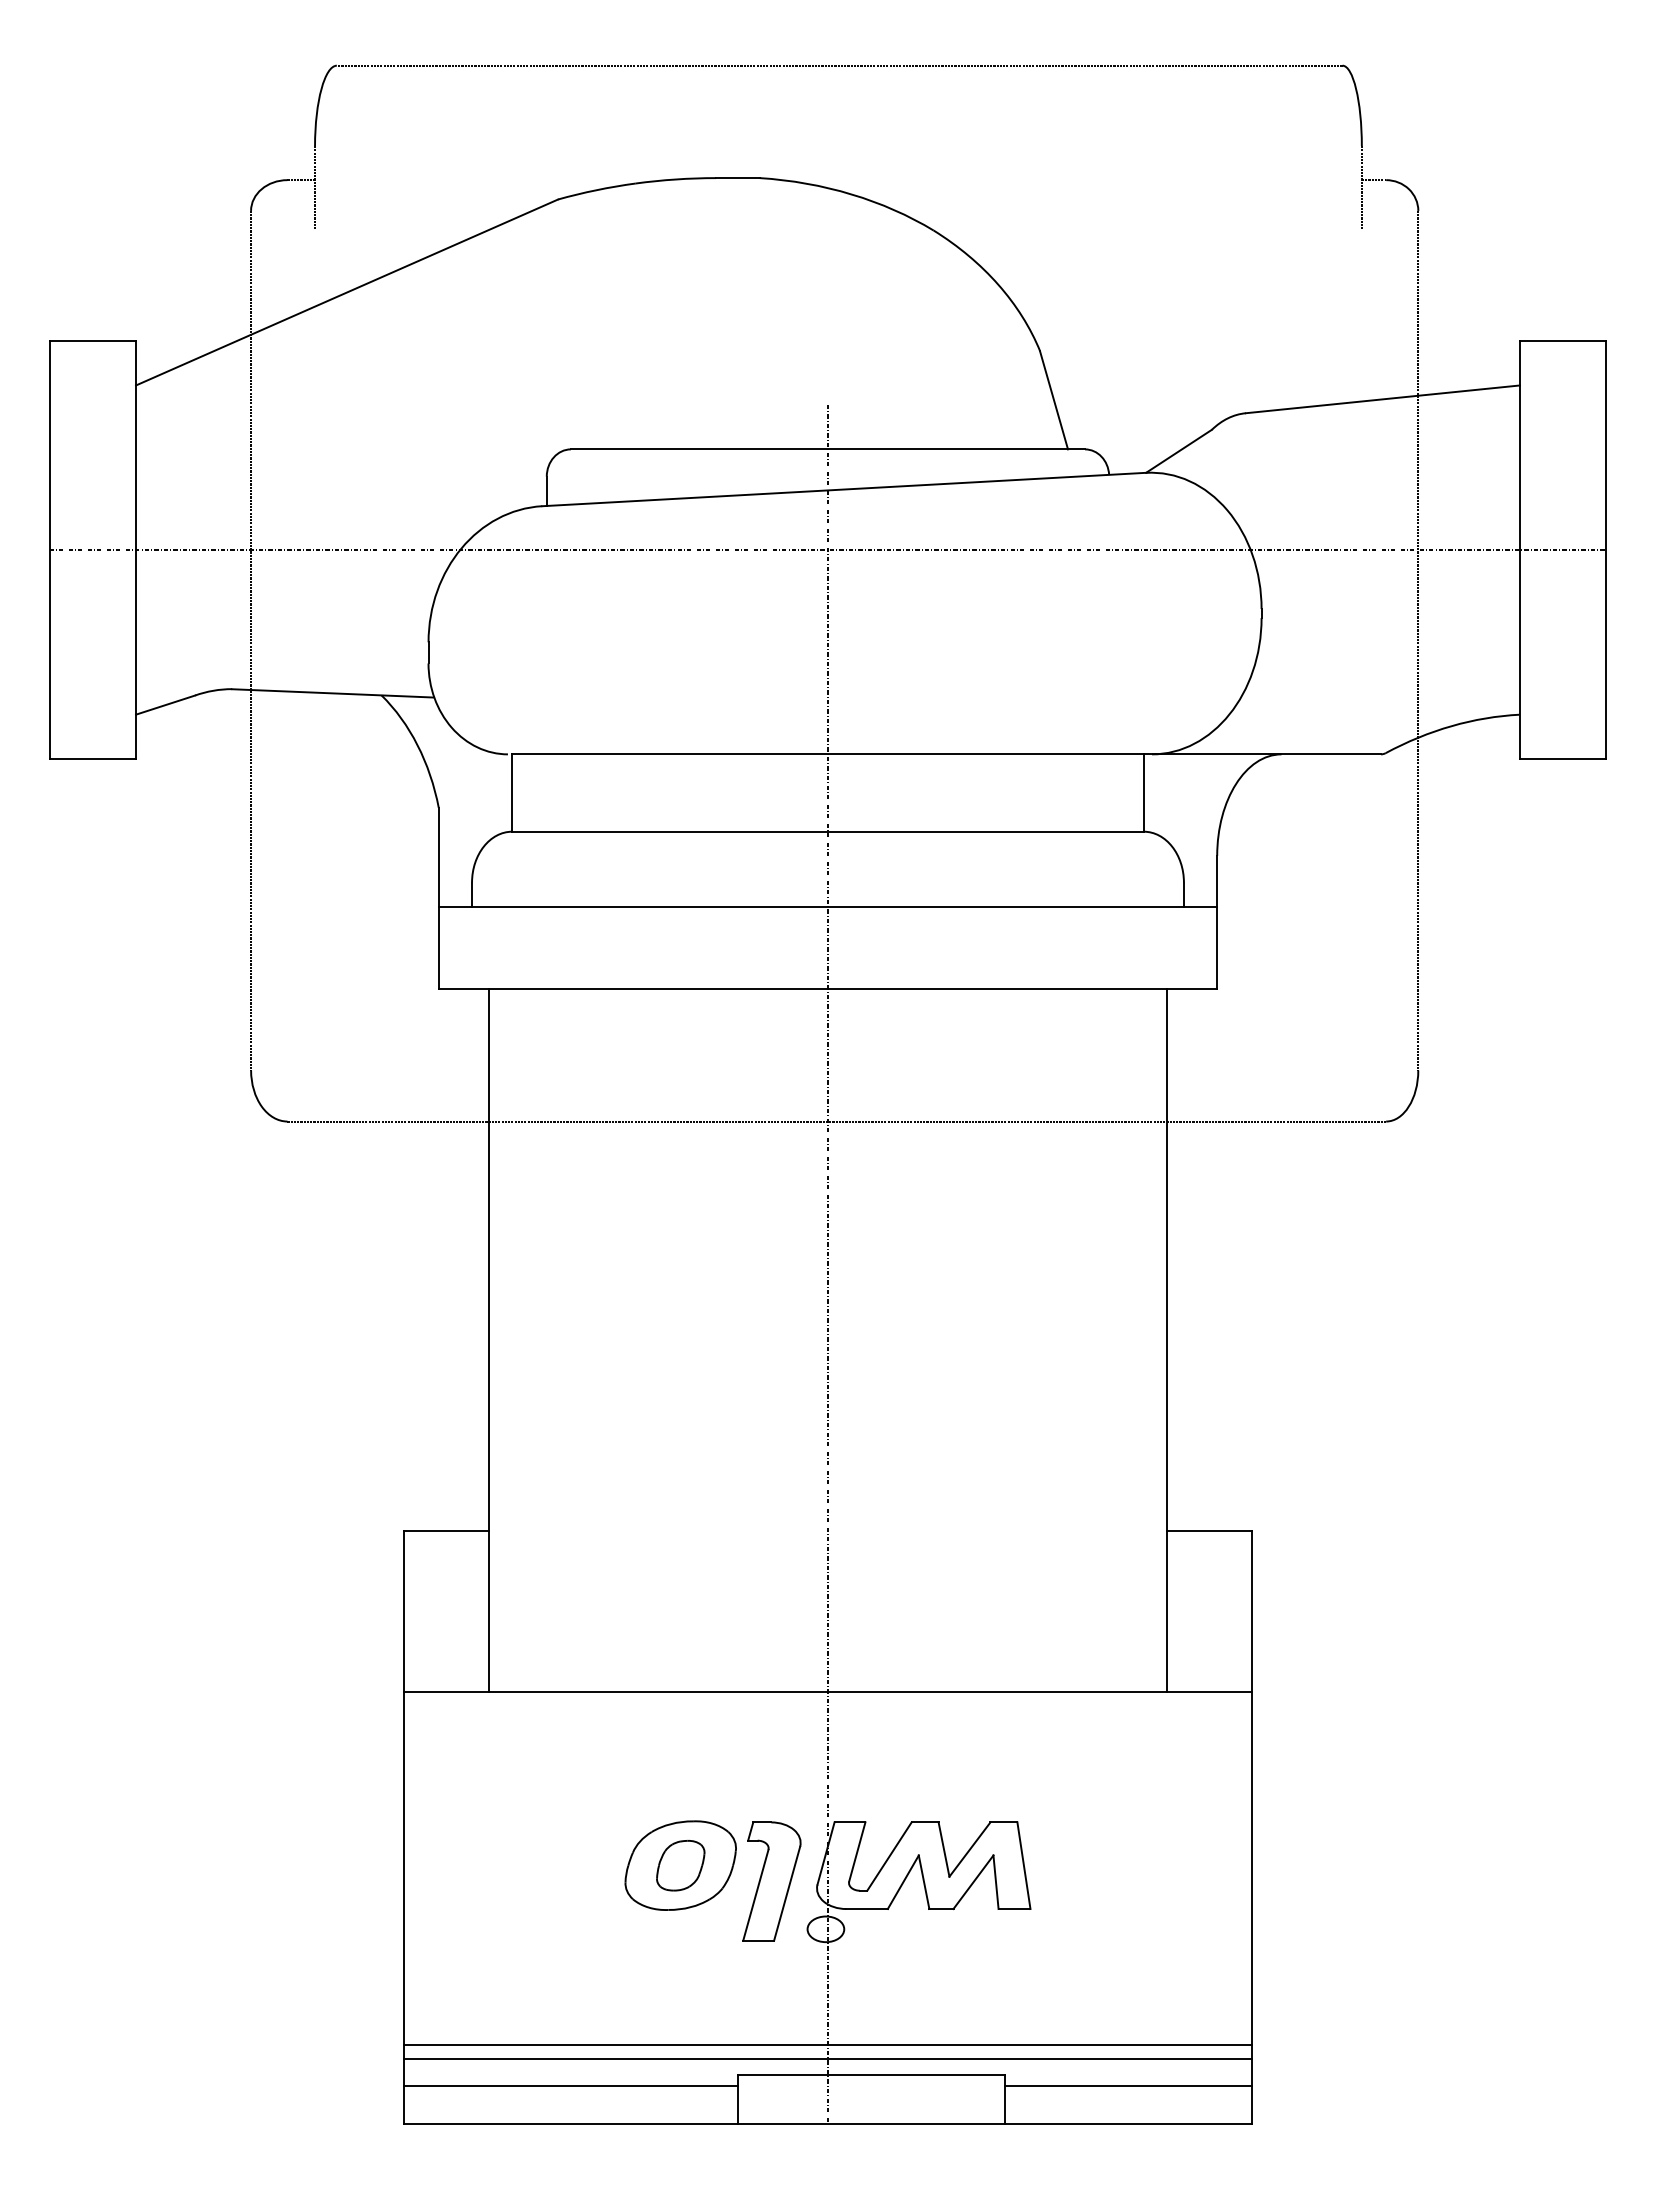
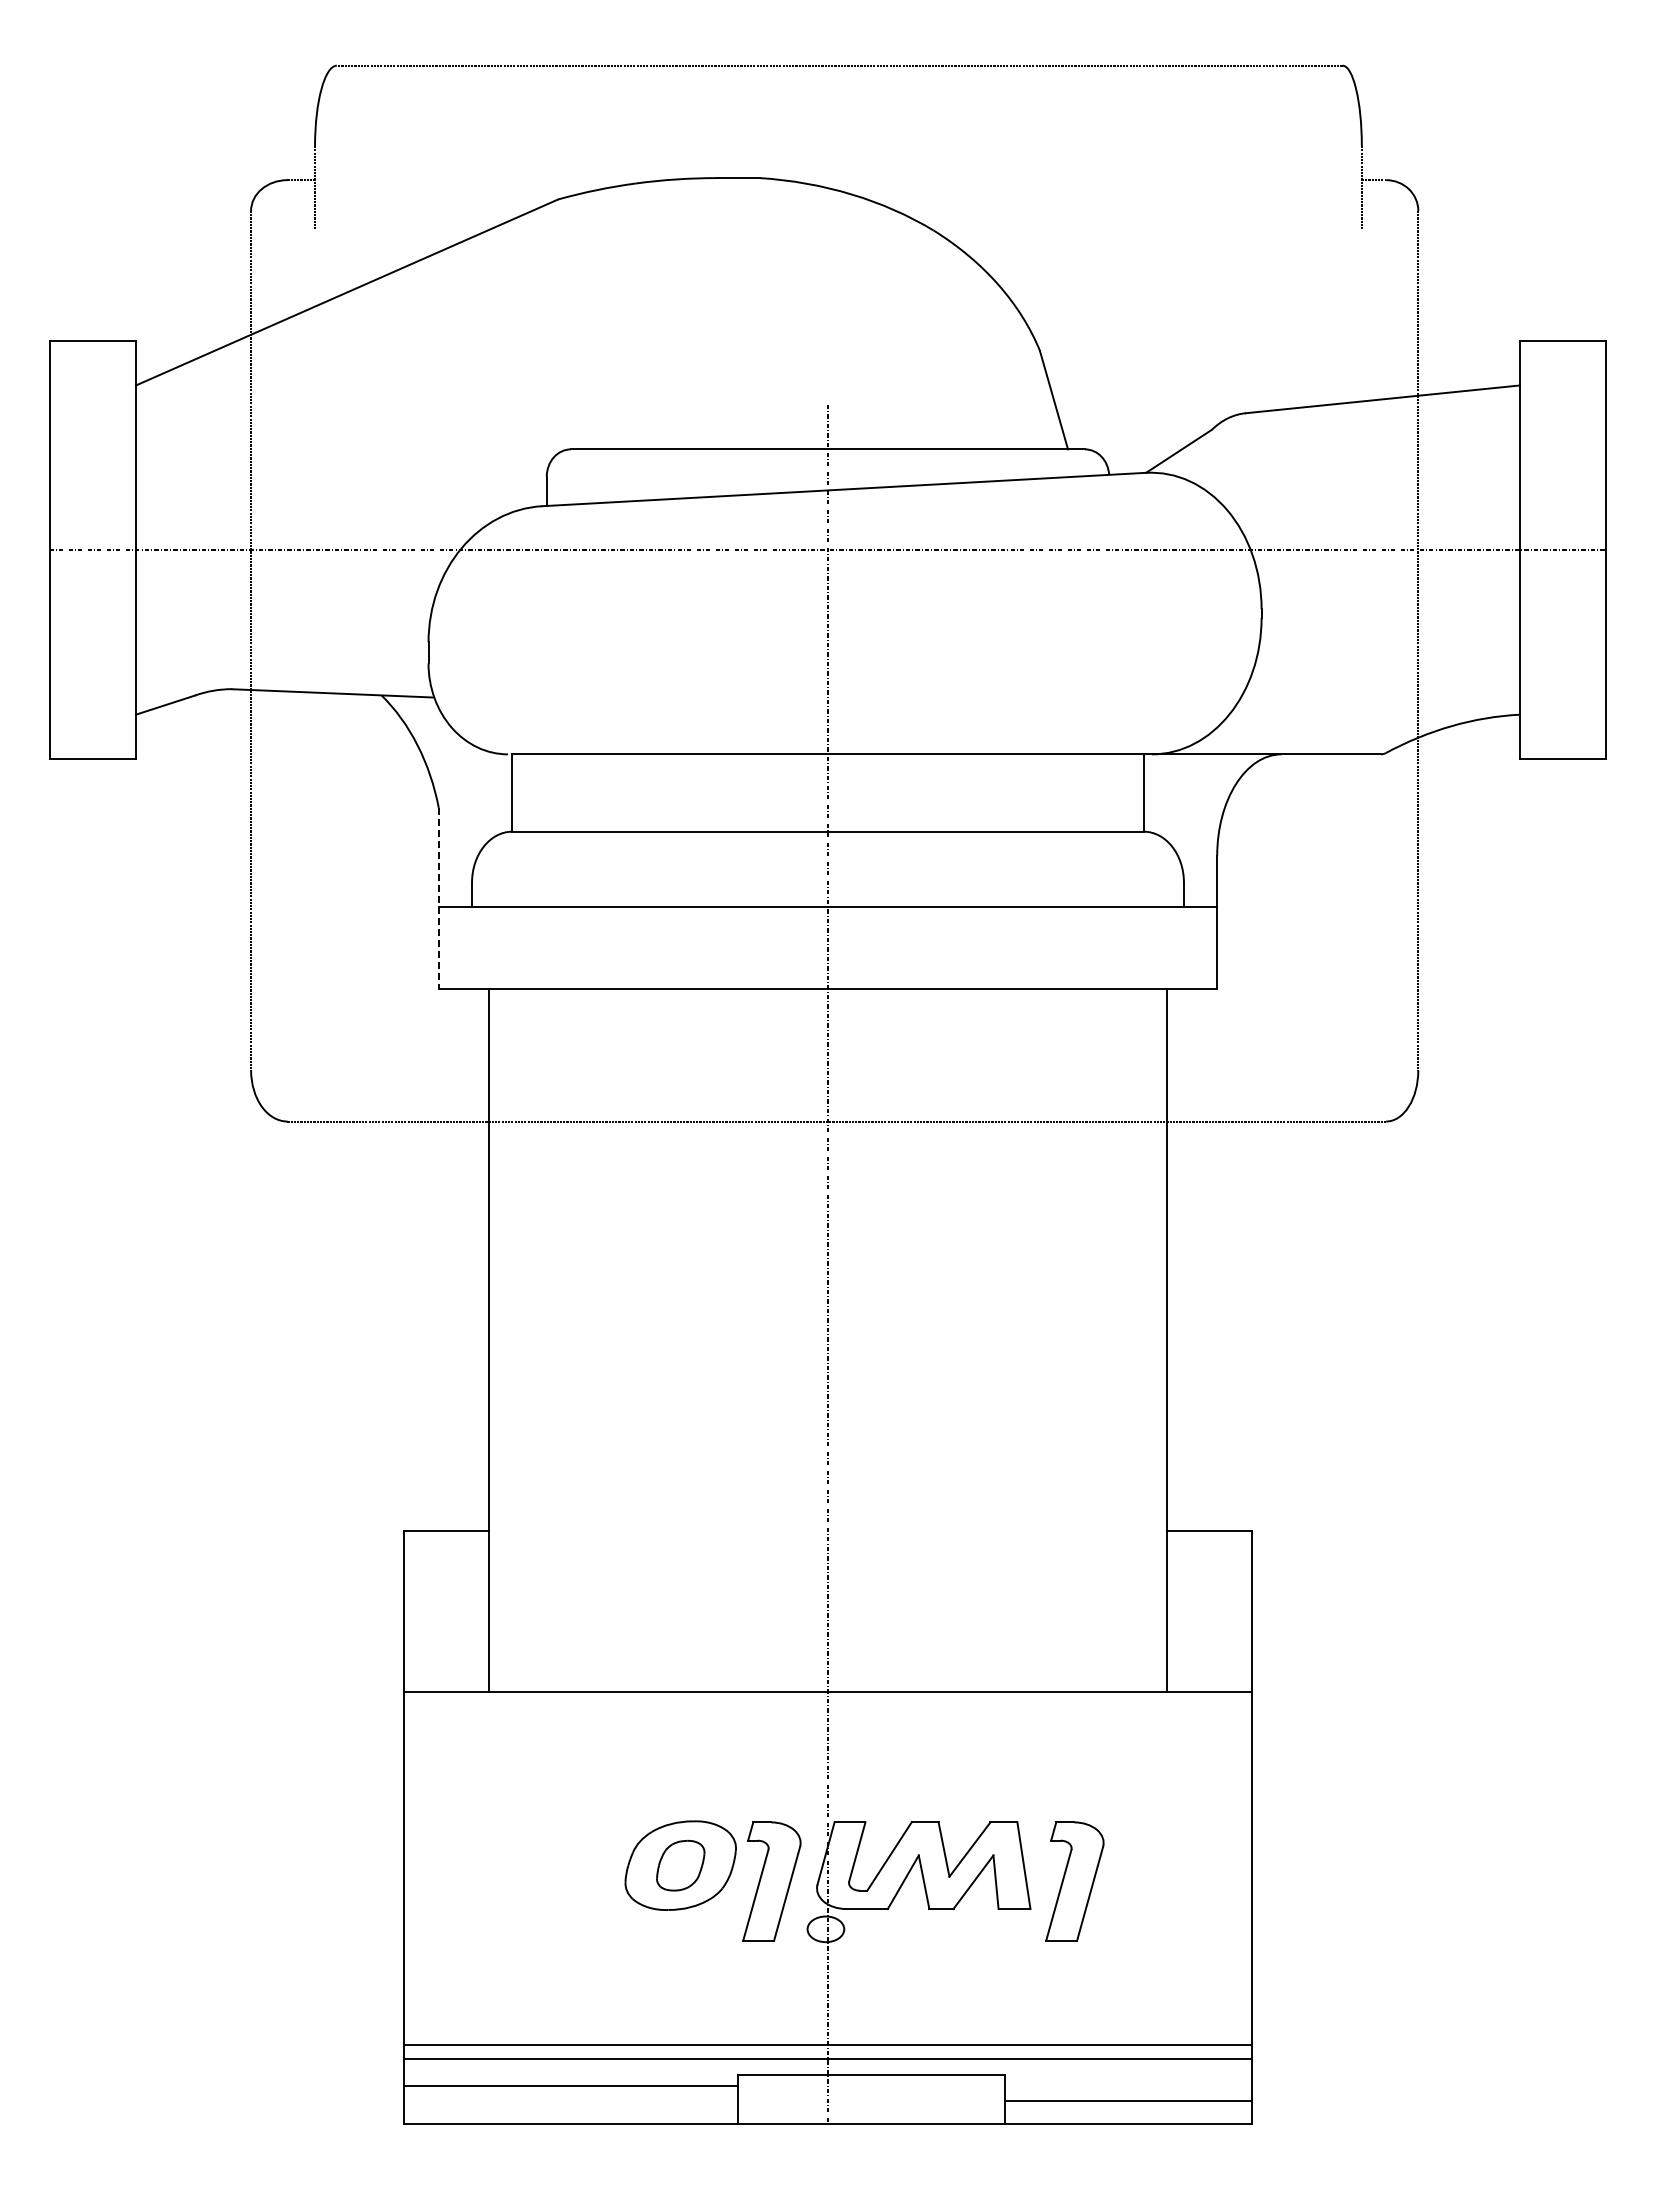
line: solid -> dashed (438, 898)
part: none -> present (1074, 1881)
line position: (1128, 2086) -> (1128, 2101) (1128, 2101)
